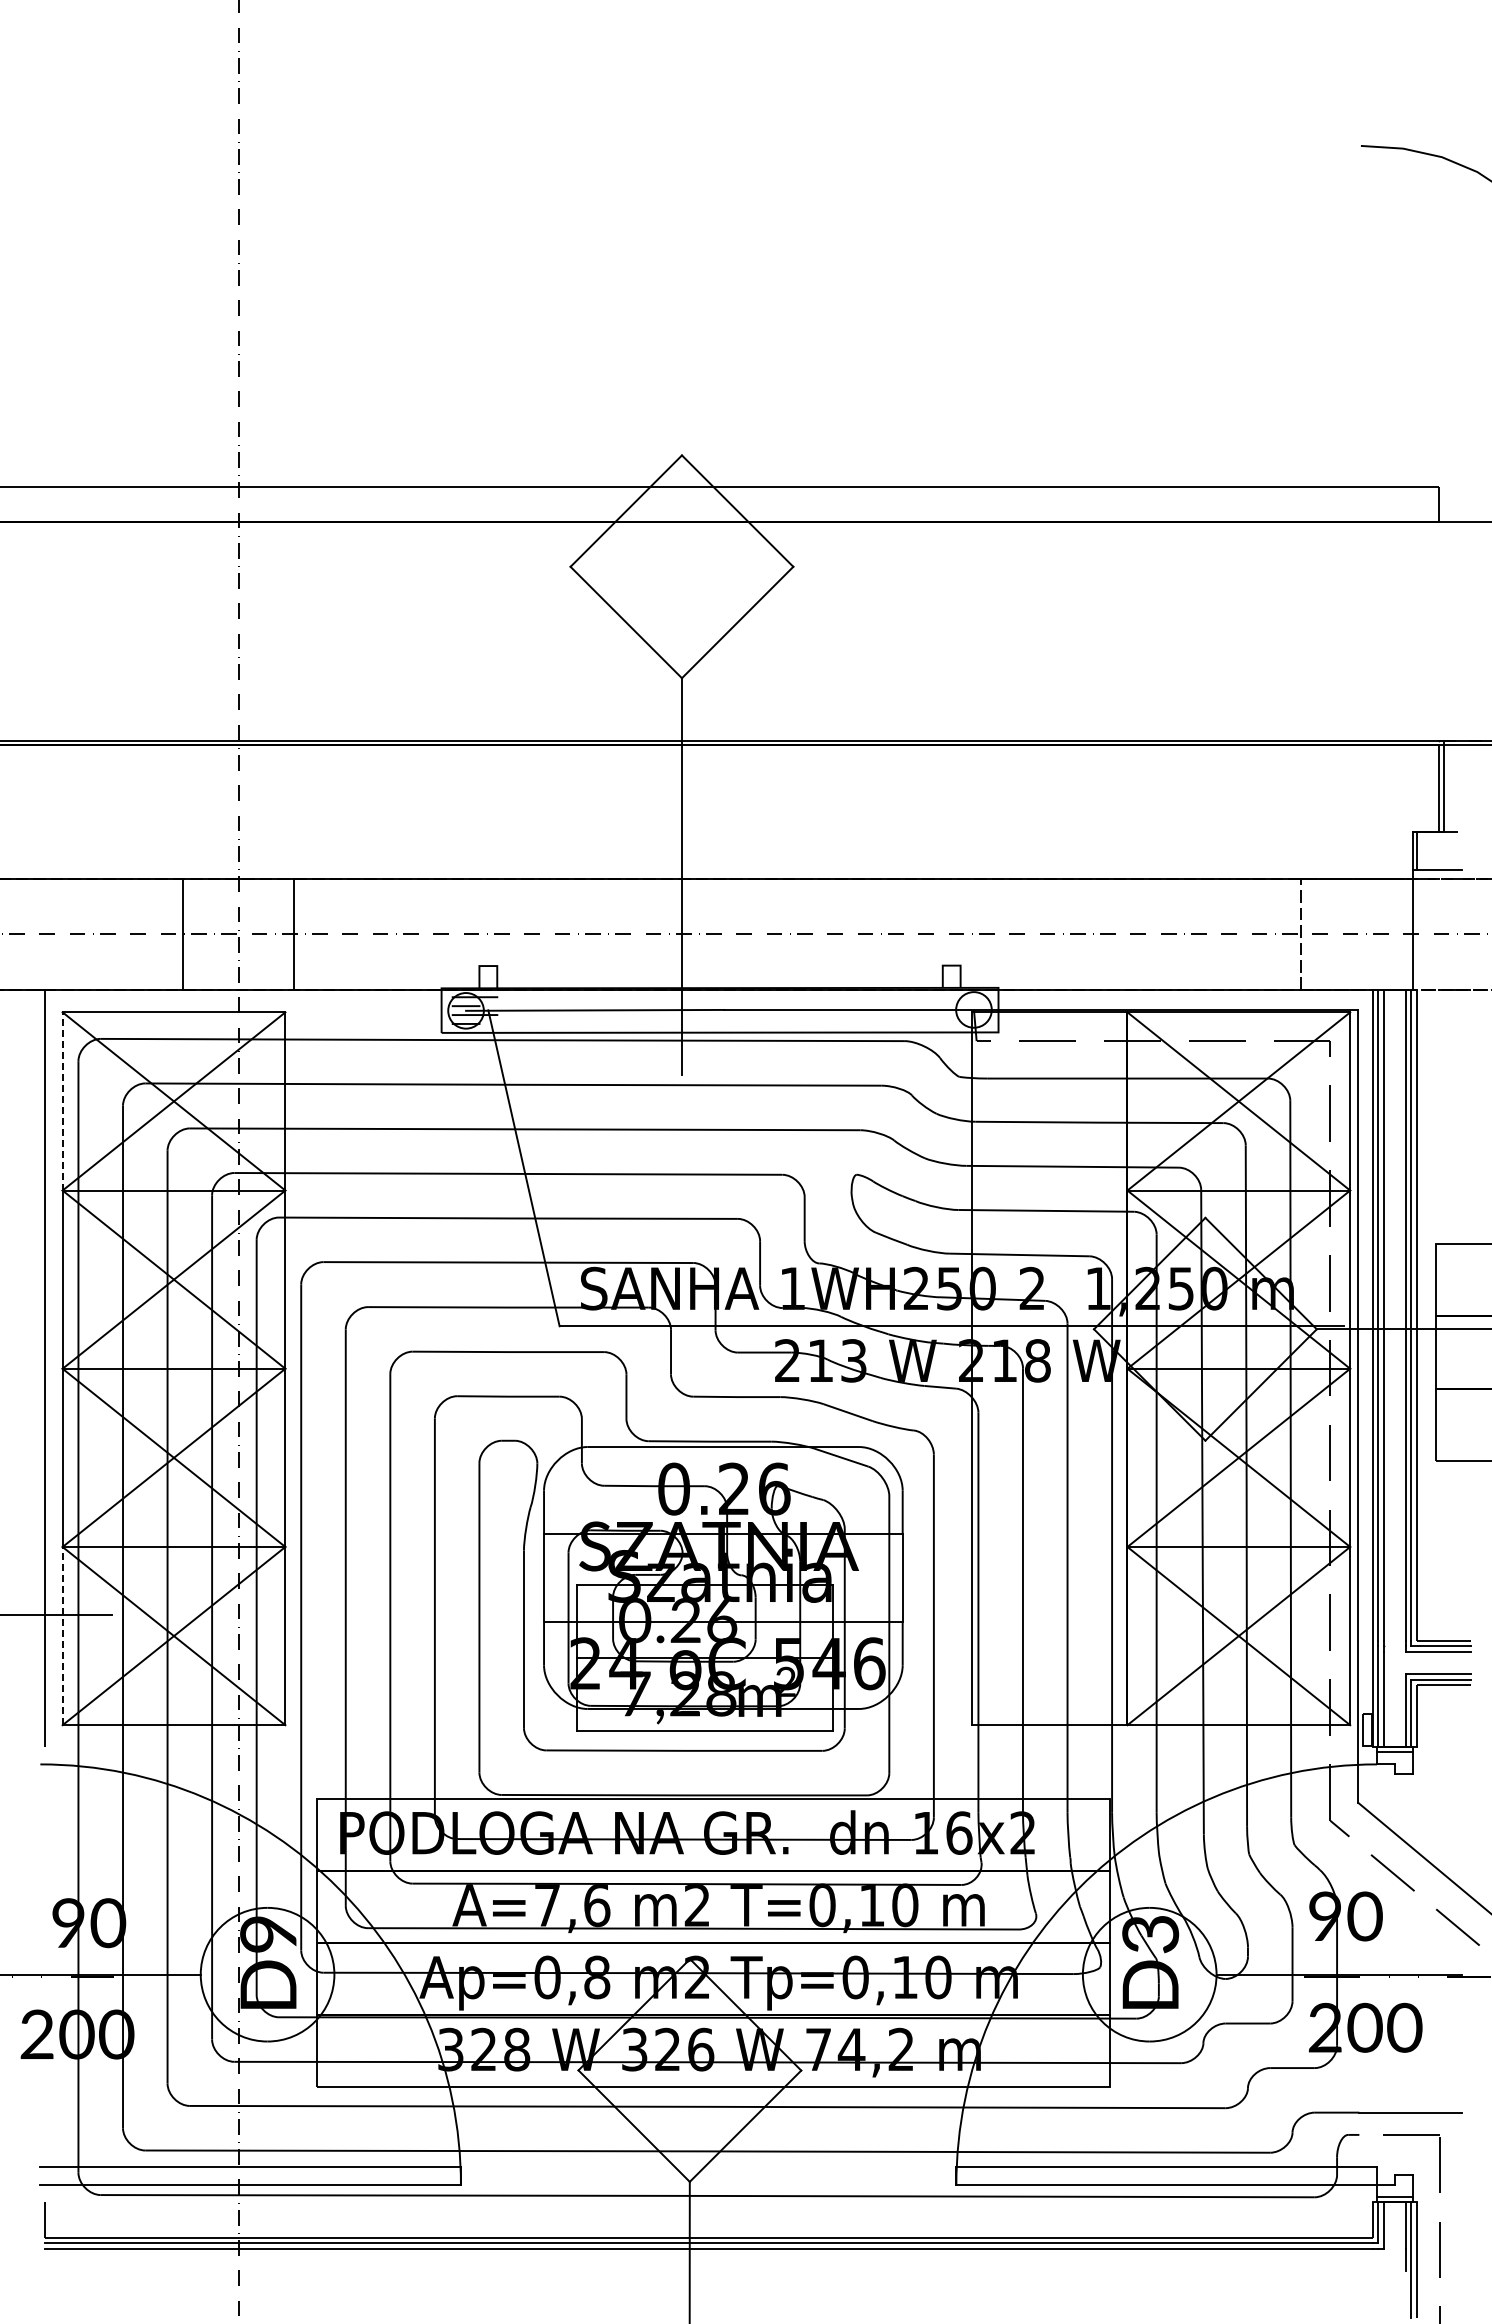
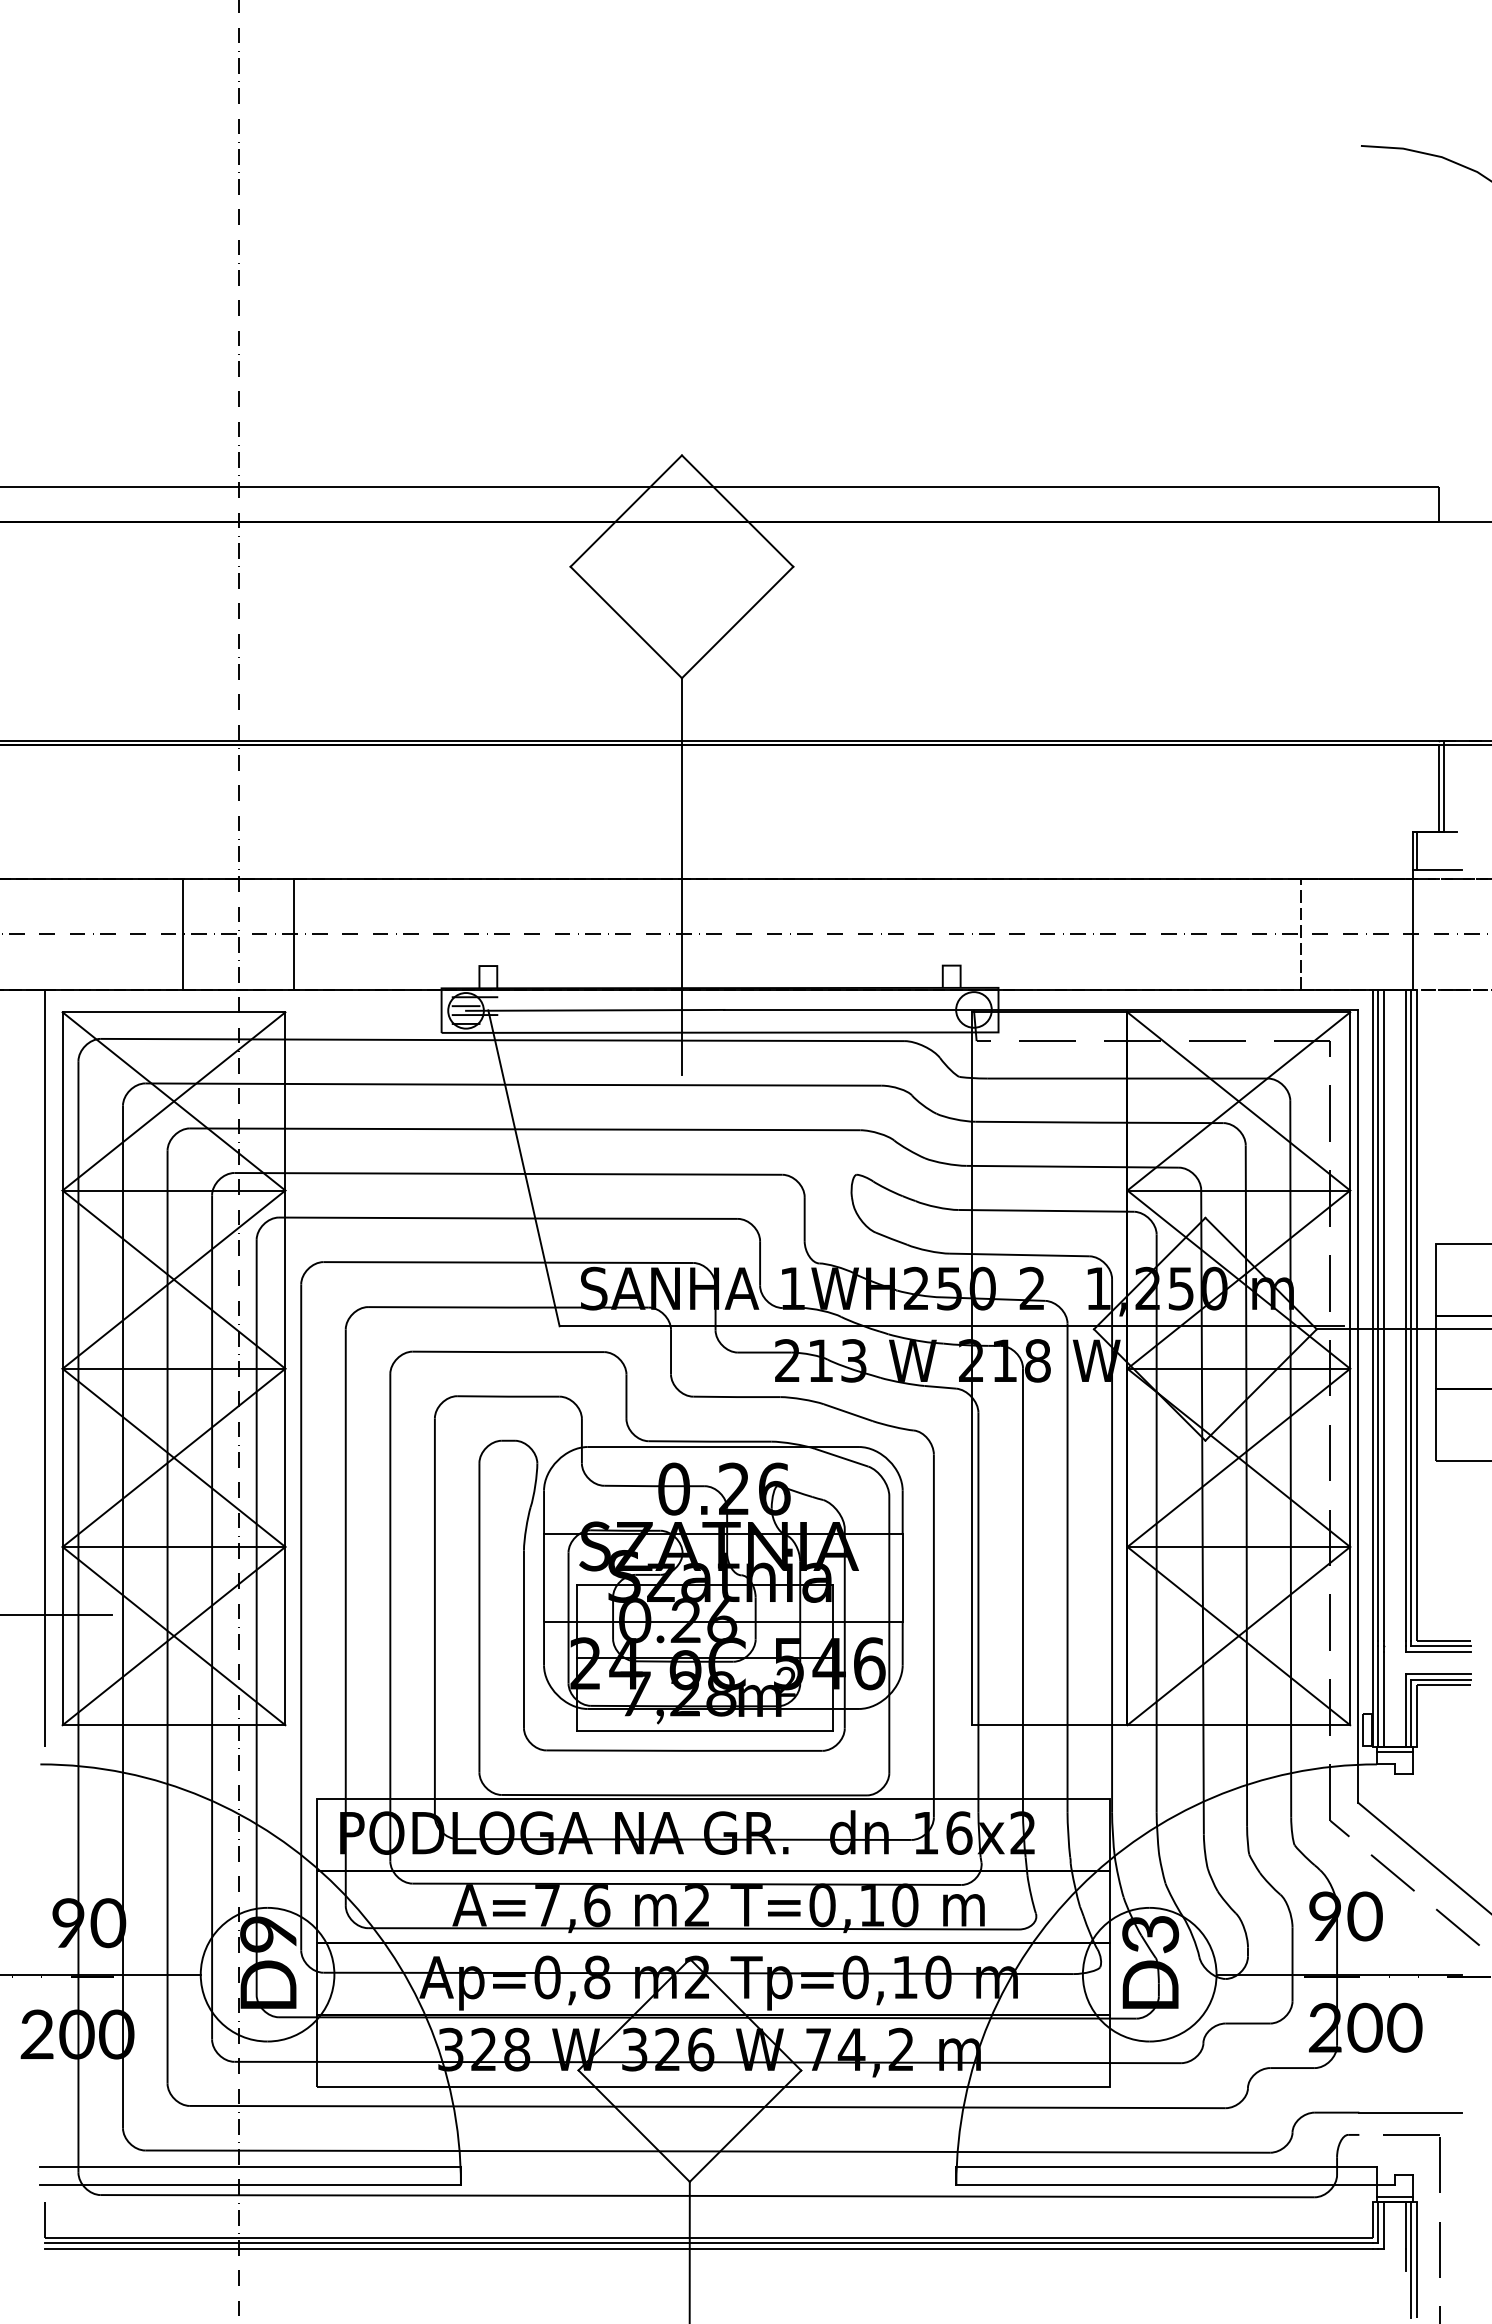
line: dashed -> solid (62, 1100)
line: dashed -> solid (62, 1635)
